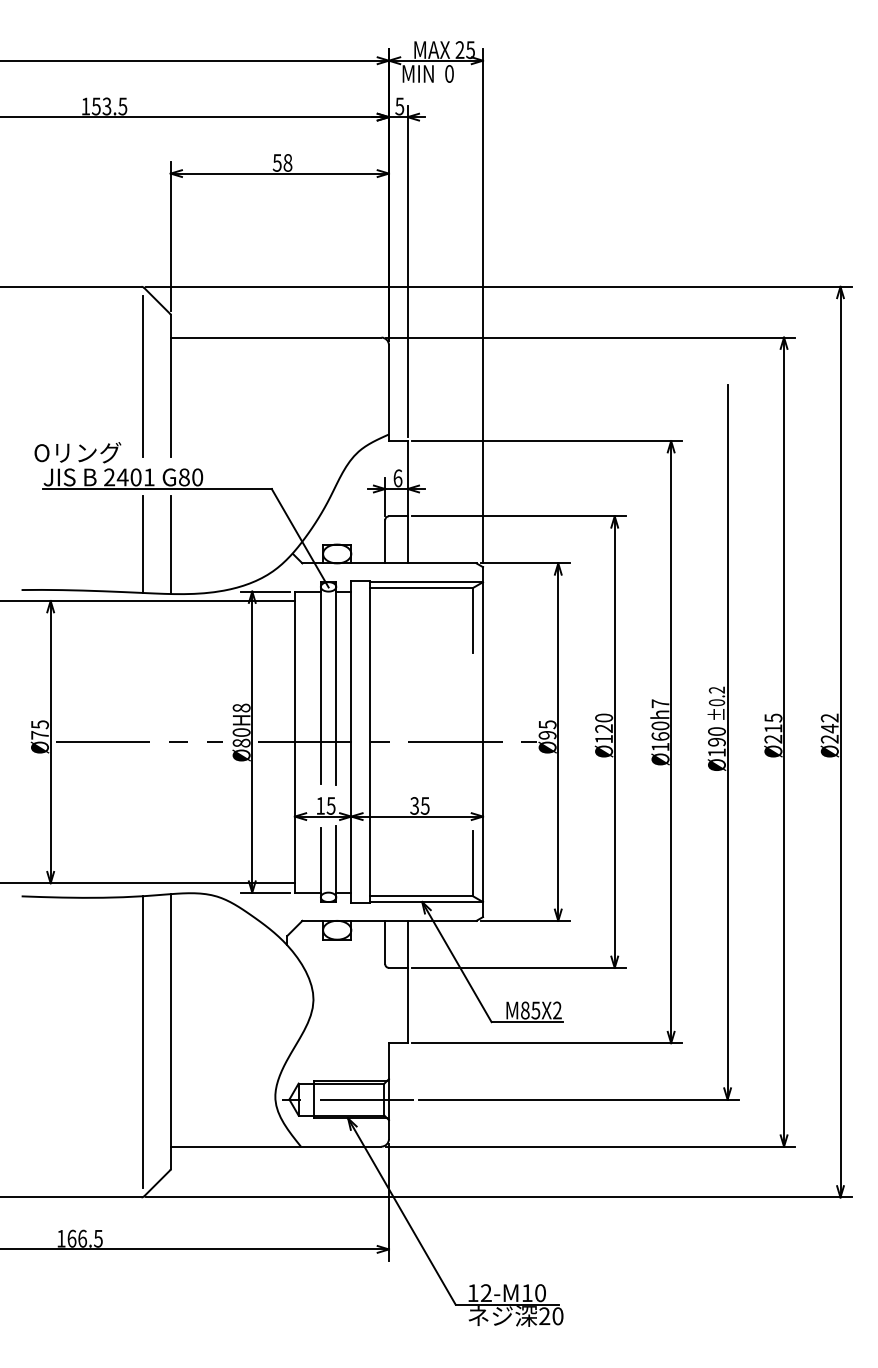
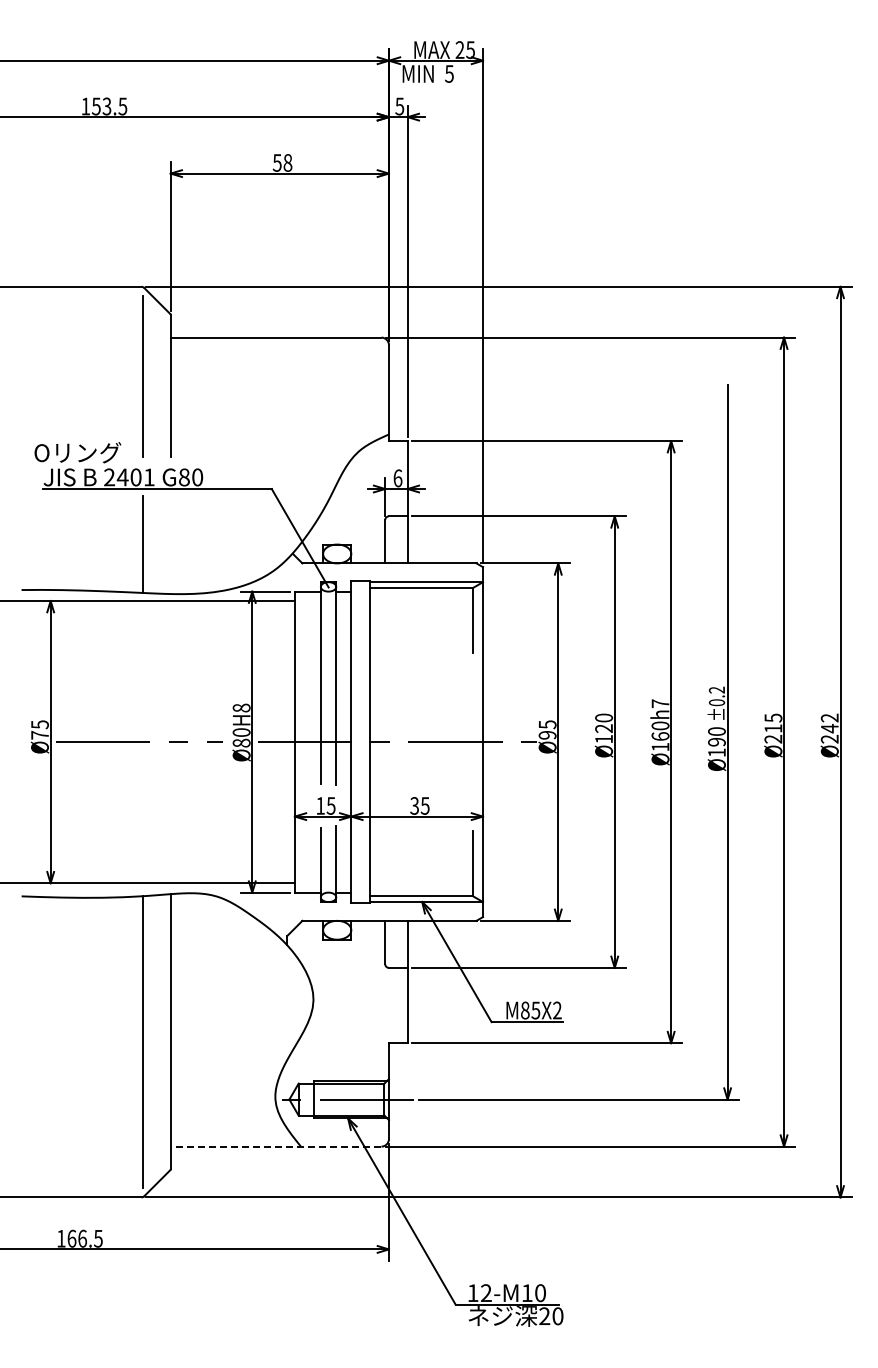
text: 0 -> 5 (449, 73)
line: present -> none (170, 544)
line: solid -> dashed (275, 1146)
